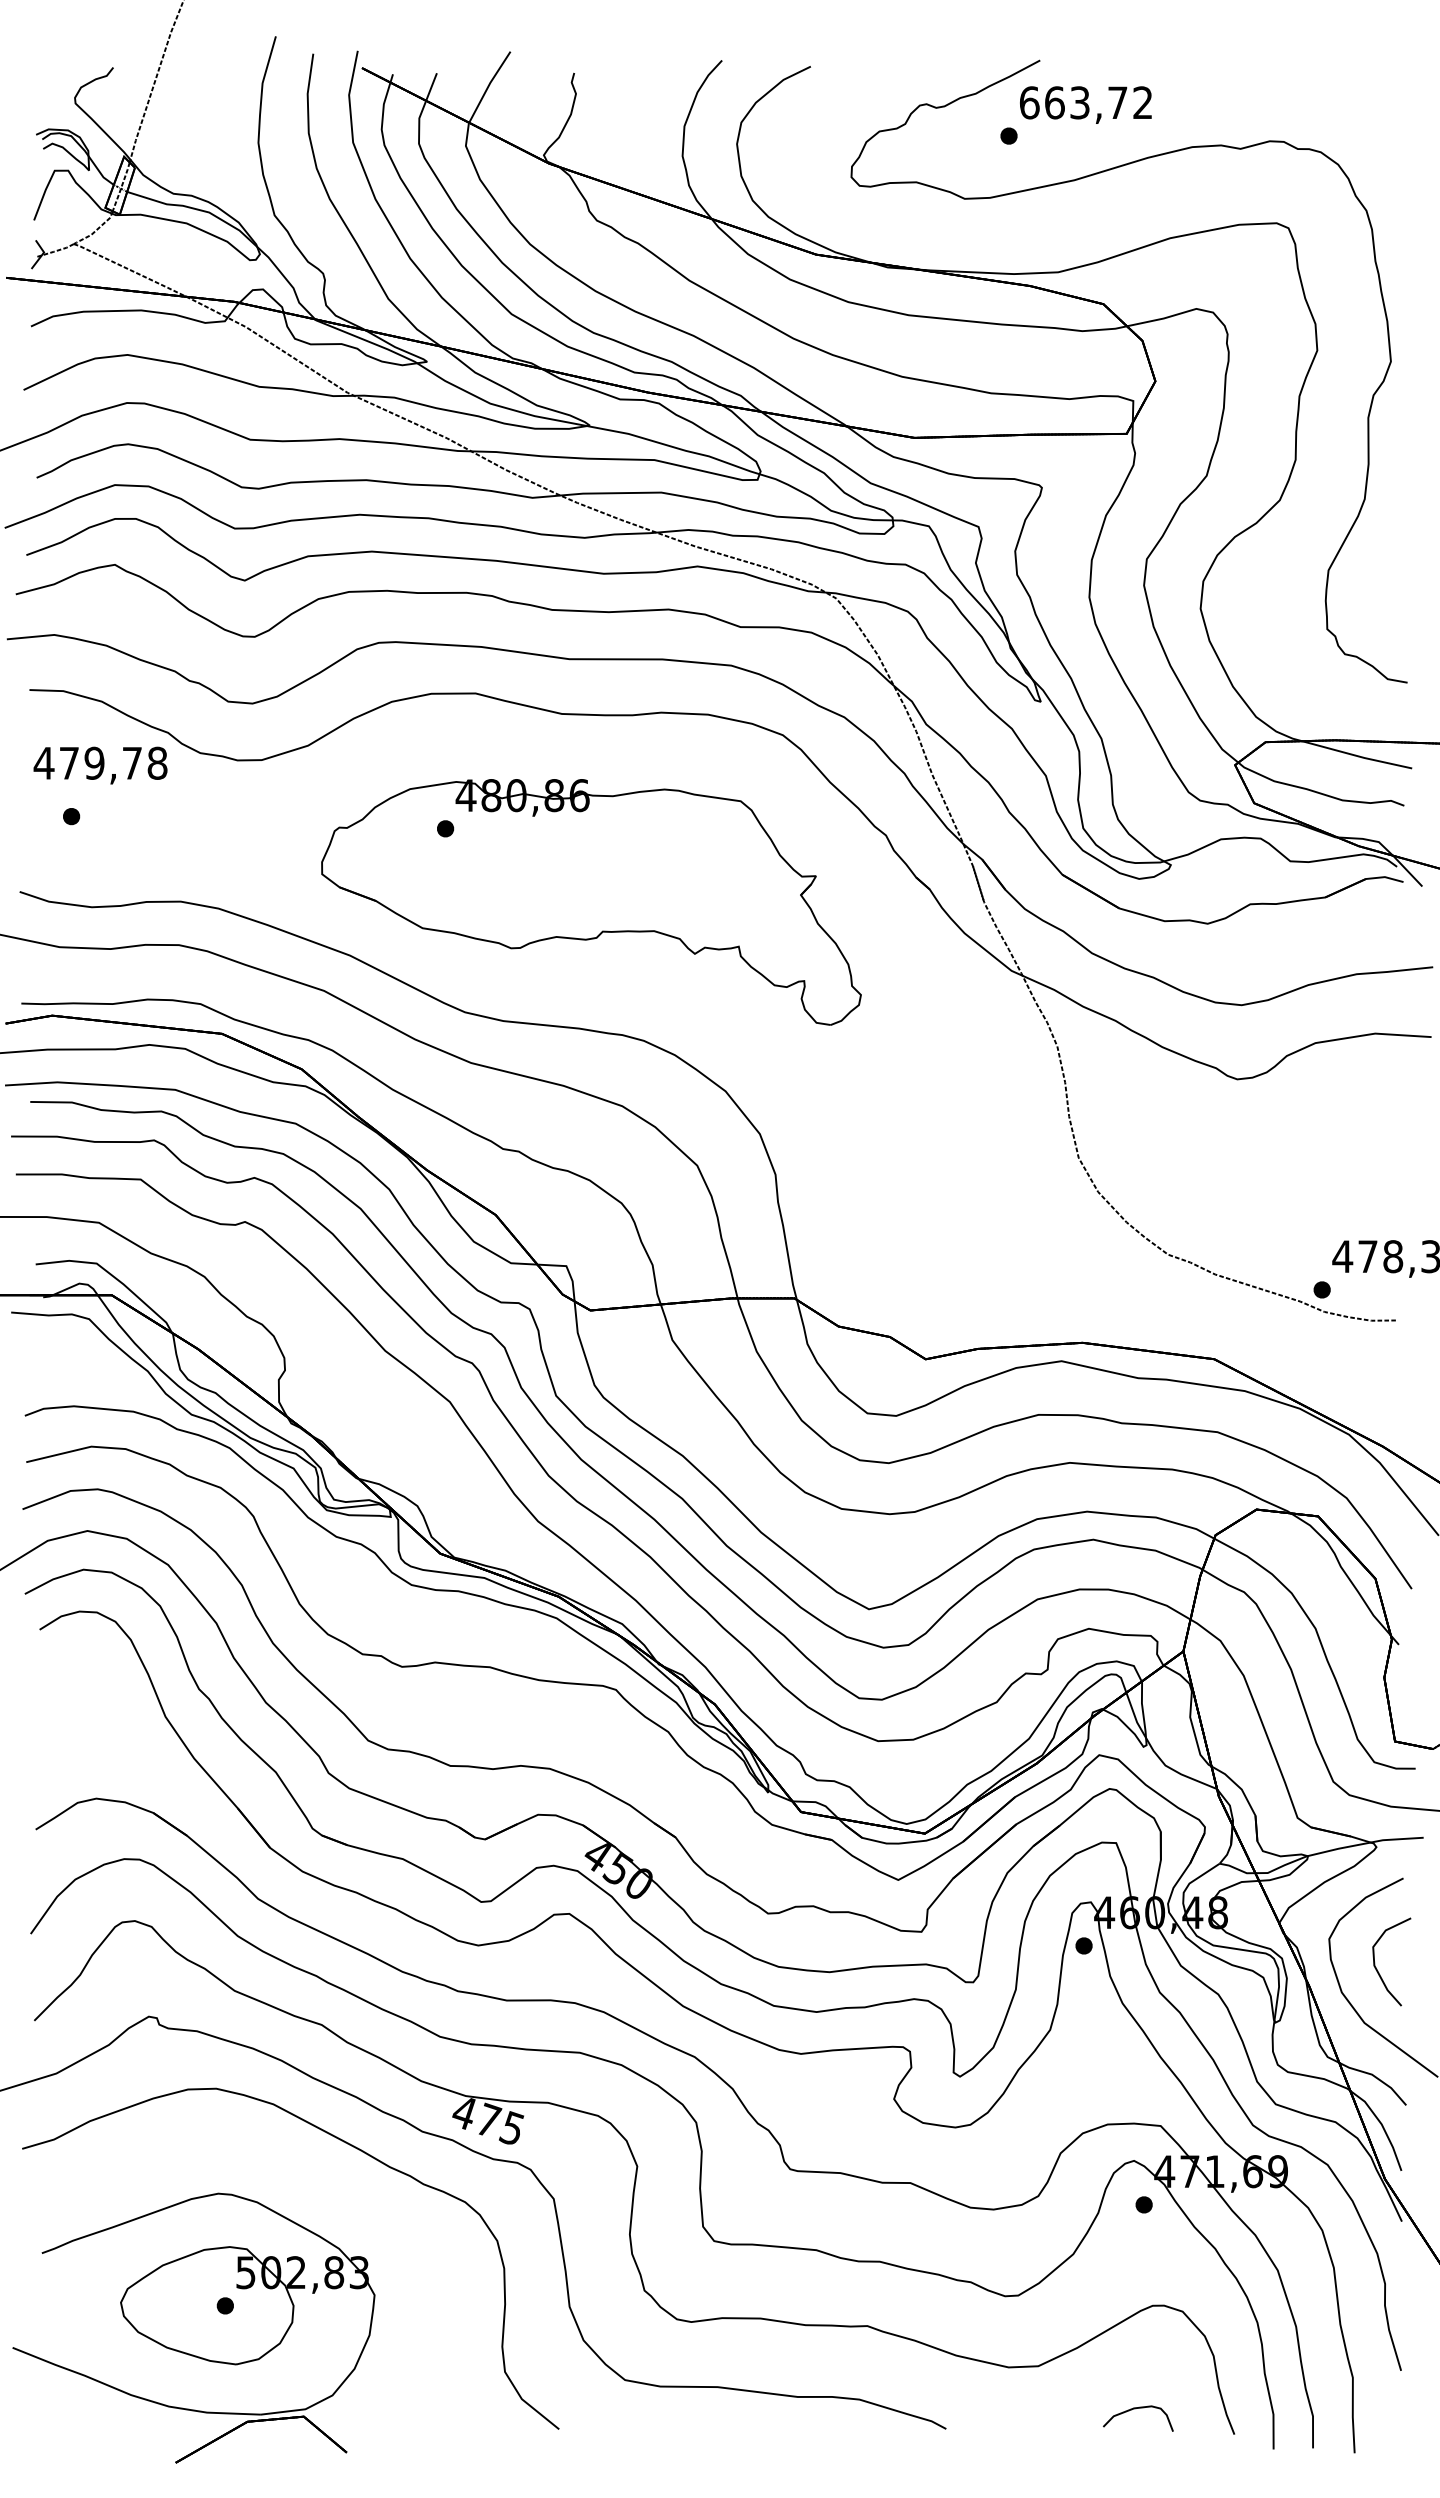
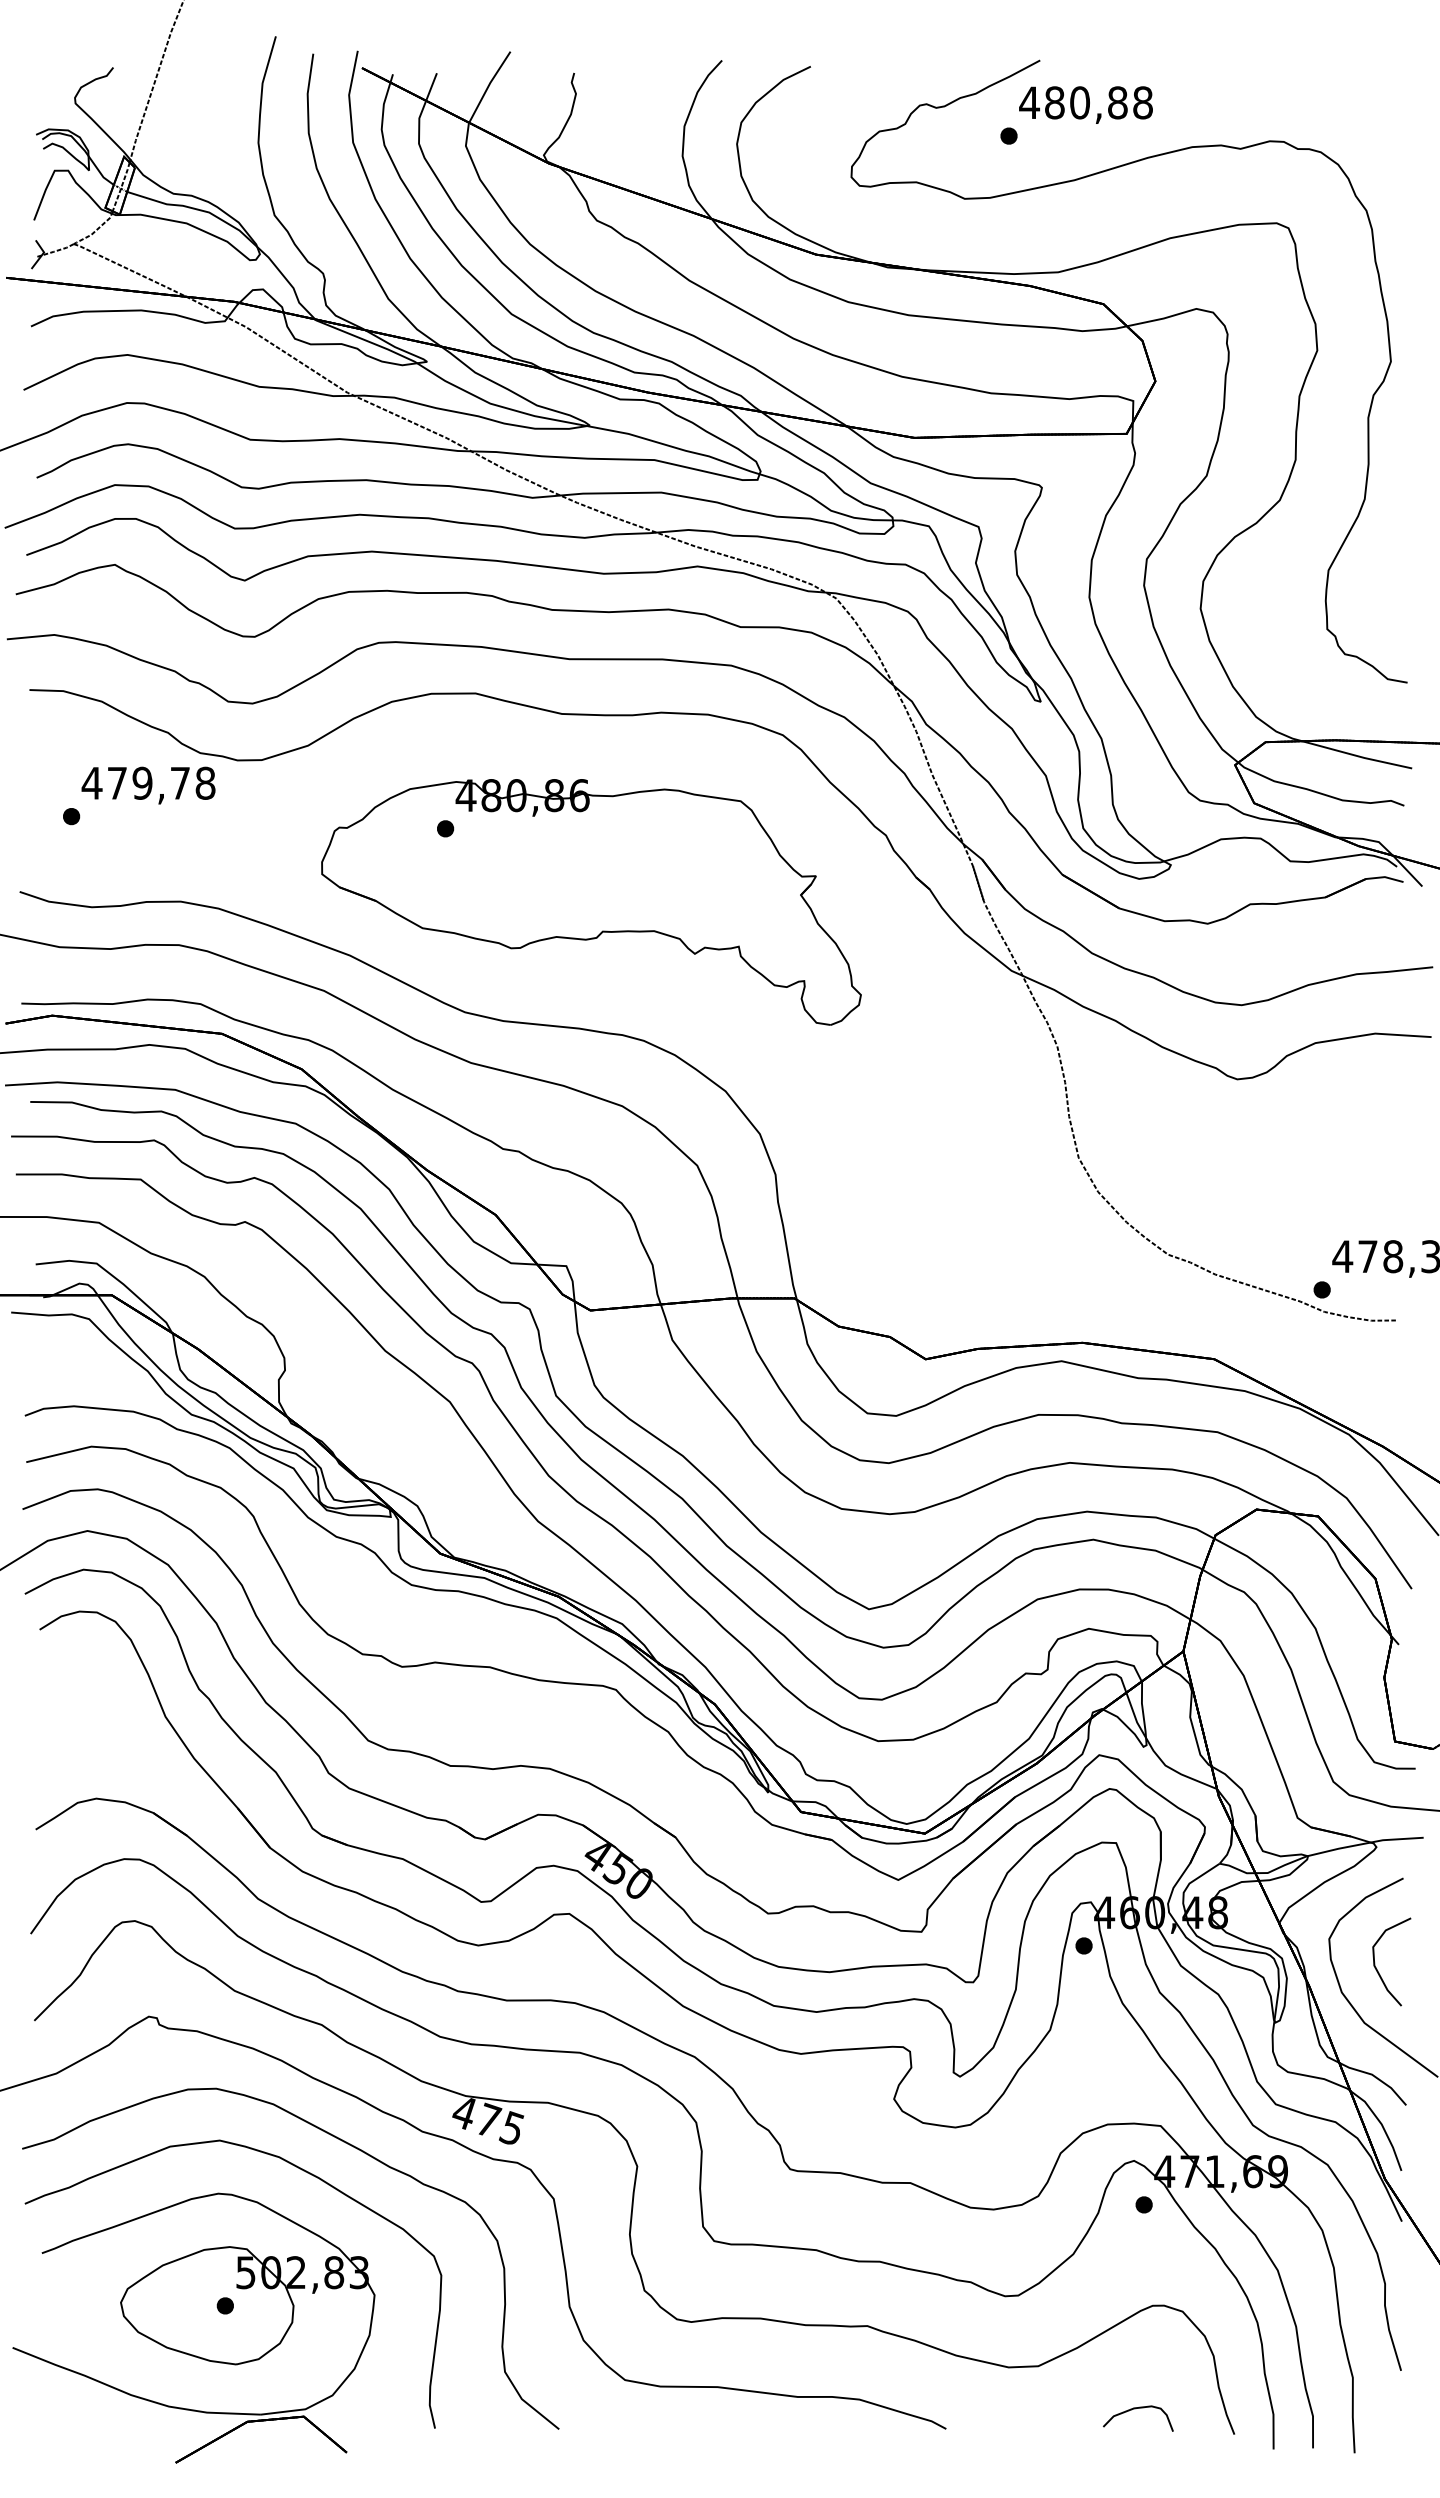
text: 663,72 -> 480,88 (1085, 102)
text position: (100, 765) -> (148, 785) (148, 785)
part: none -> present (299, 2169)
